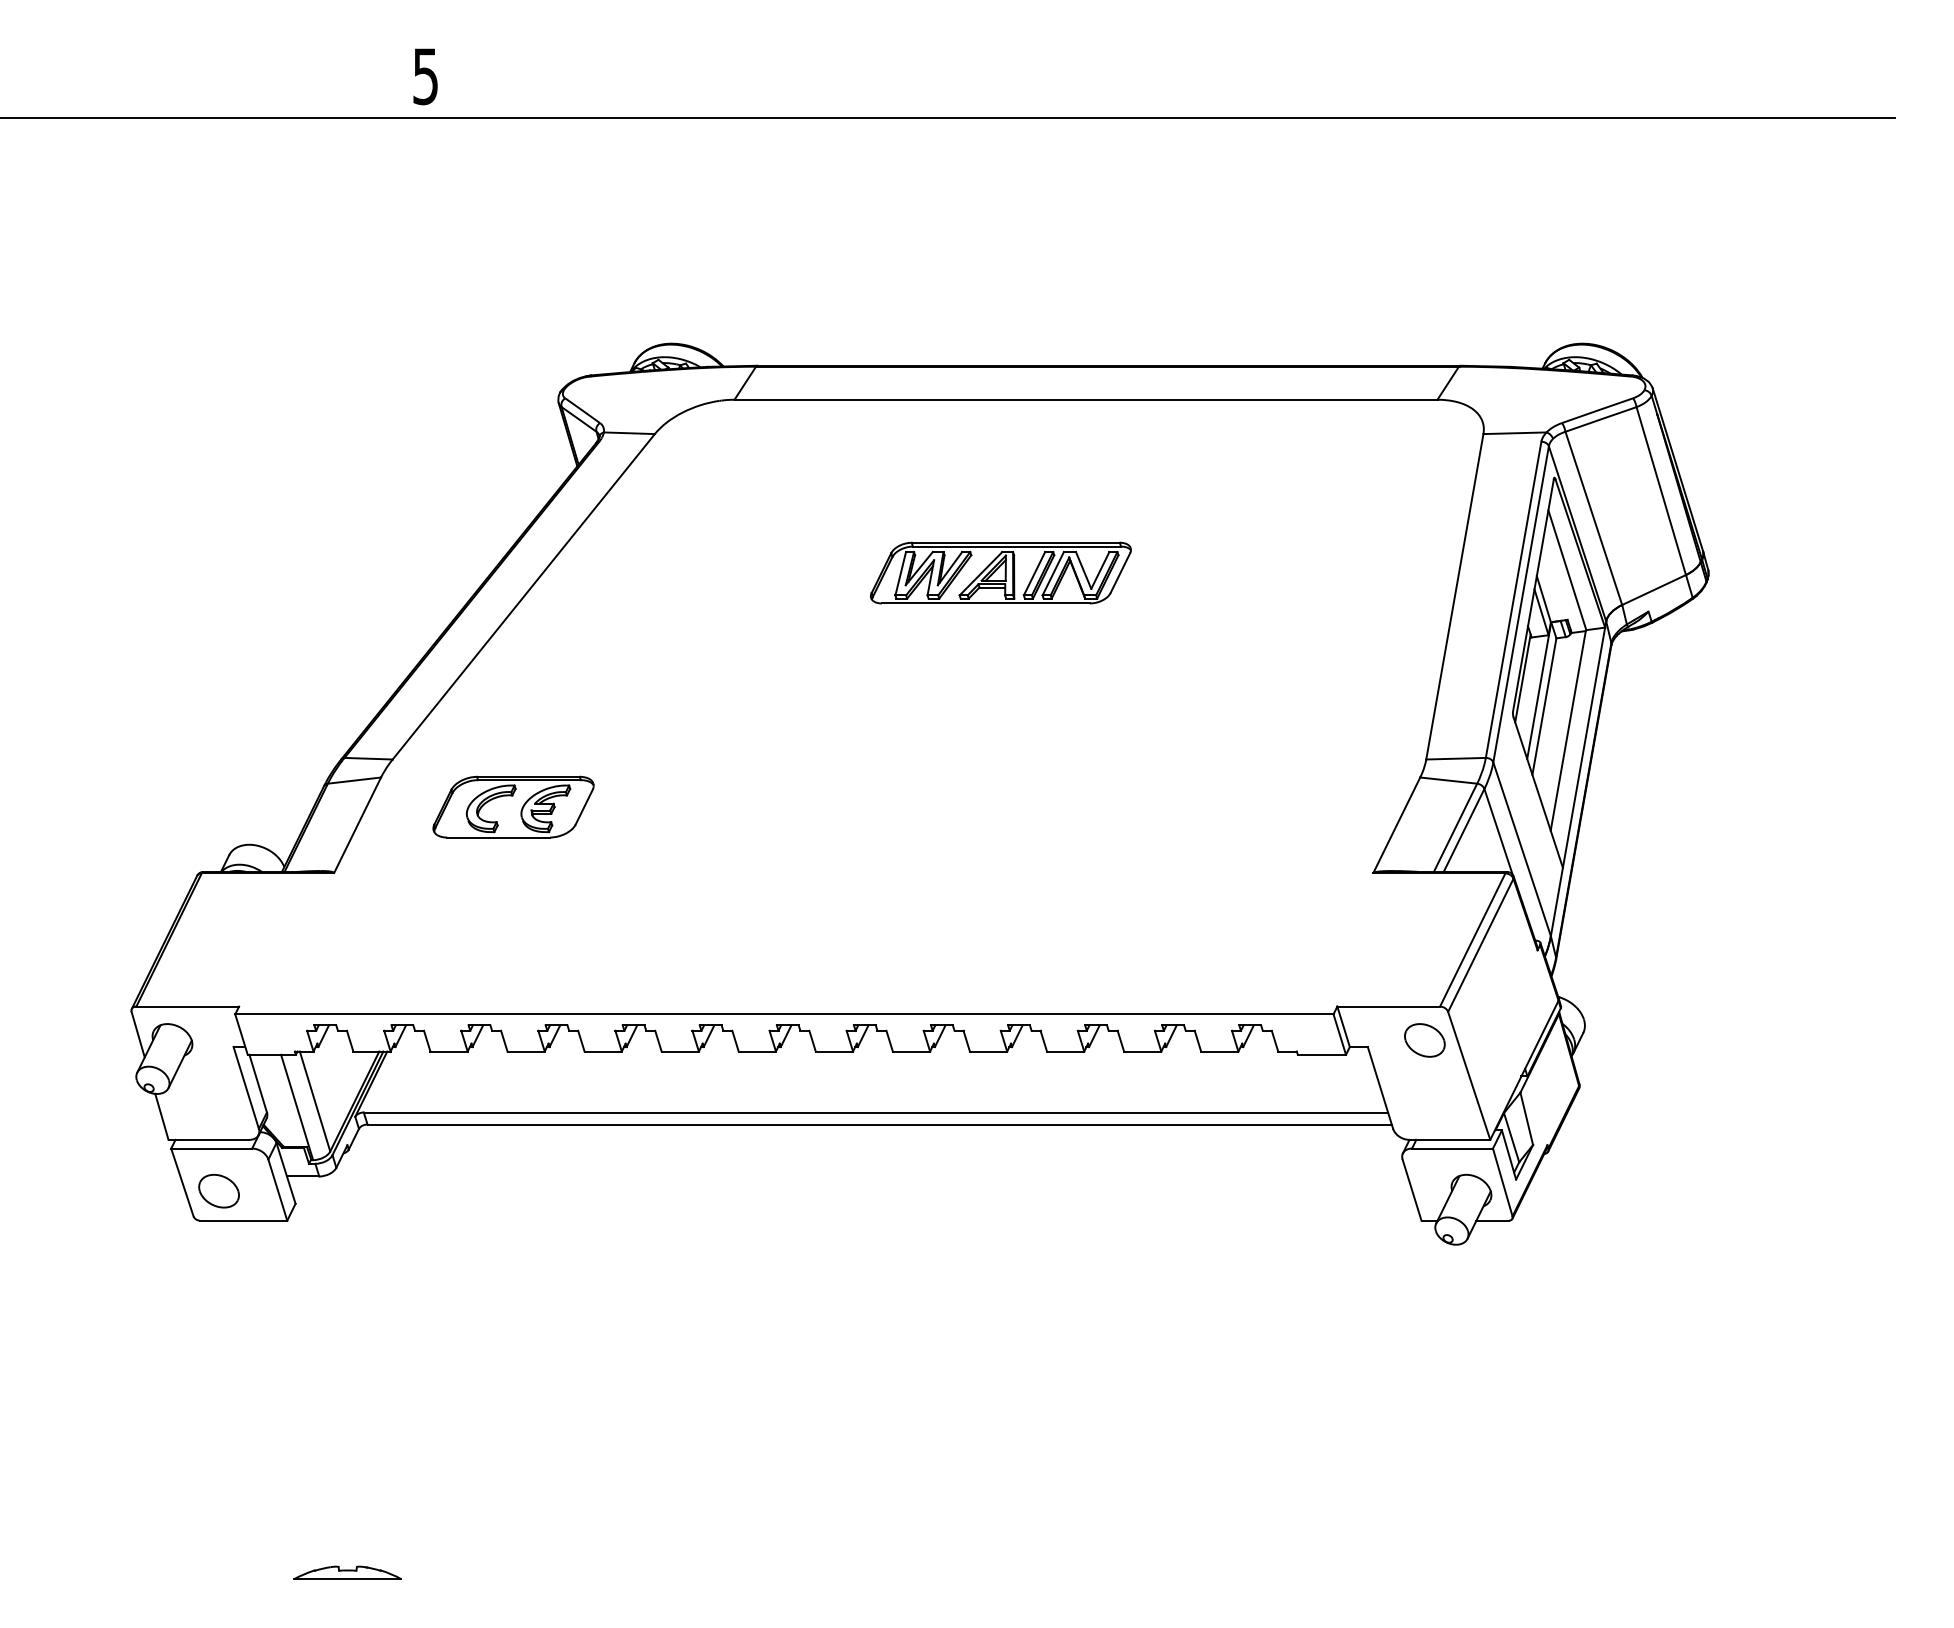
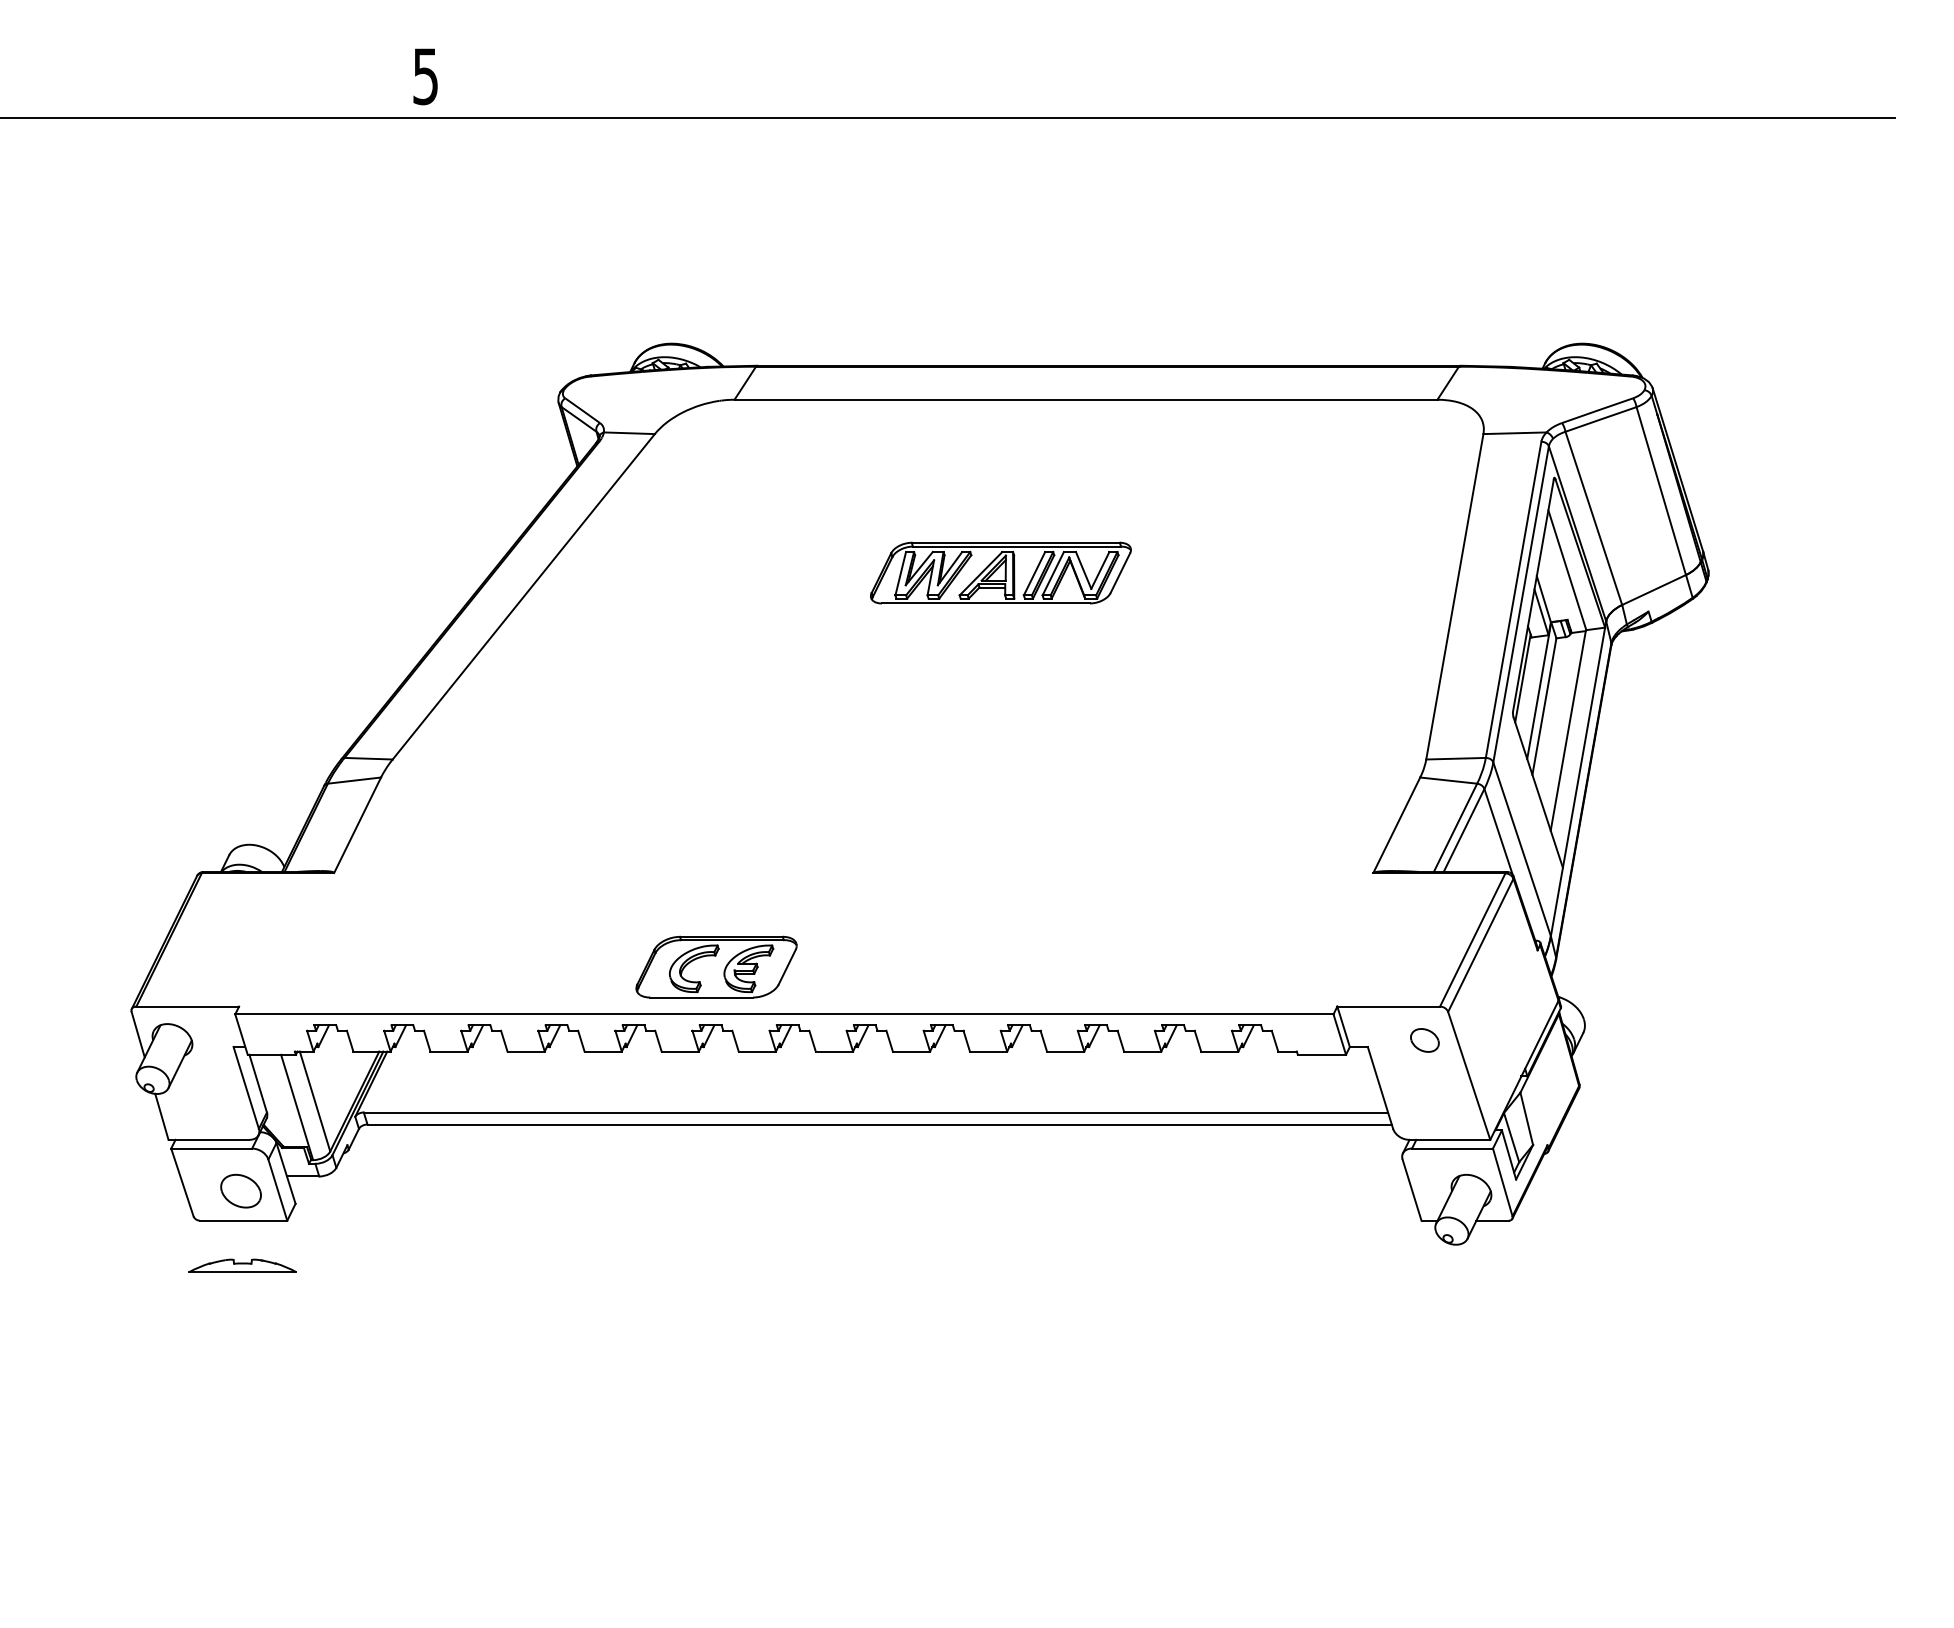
part position: (513, 806) -> (716, 966) (716, 966)
part size: 42x35 px -> 30x25 px (1424, 1040)
part position: (218, 1190) -> (240, 1190) (240, 1190)
part position: (347, 1572) -> (242, 1265) (242, 1265)
